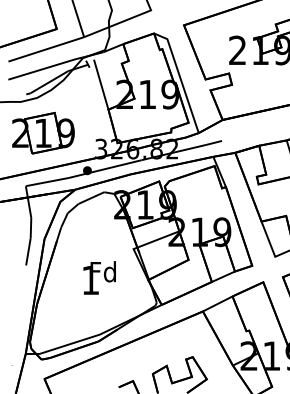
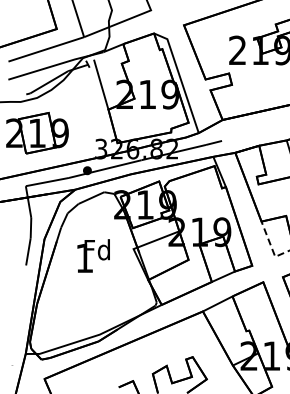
part position: (43, 132) -> (37, 132) (37, 132)
line: solid -> dashed (271, 246)
text position: (99, 277) -> (93, 255) (93, 255)
